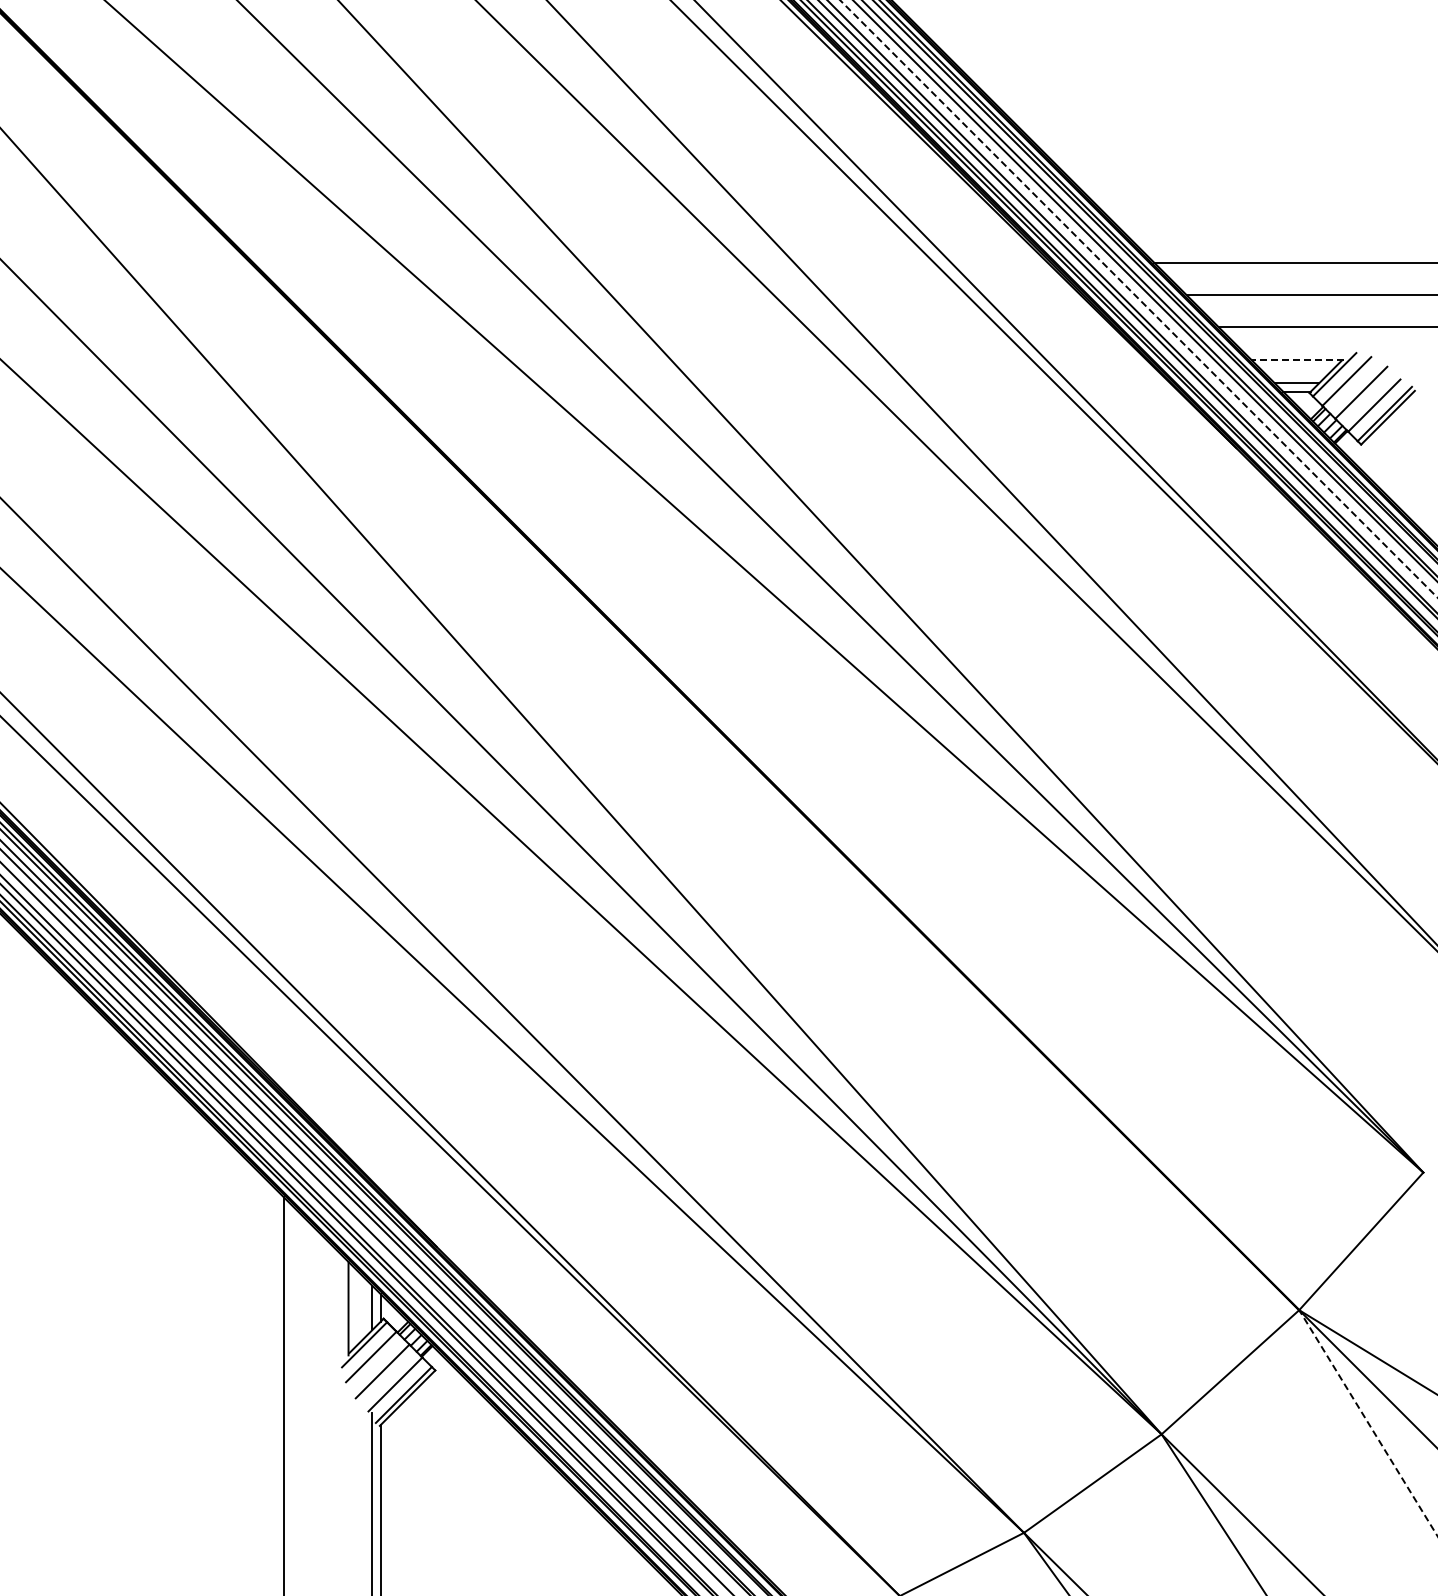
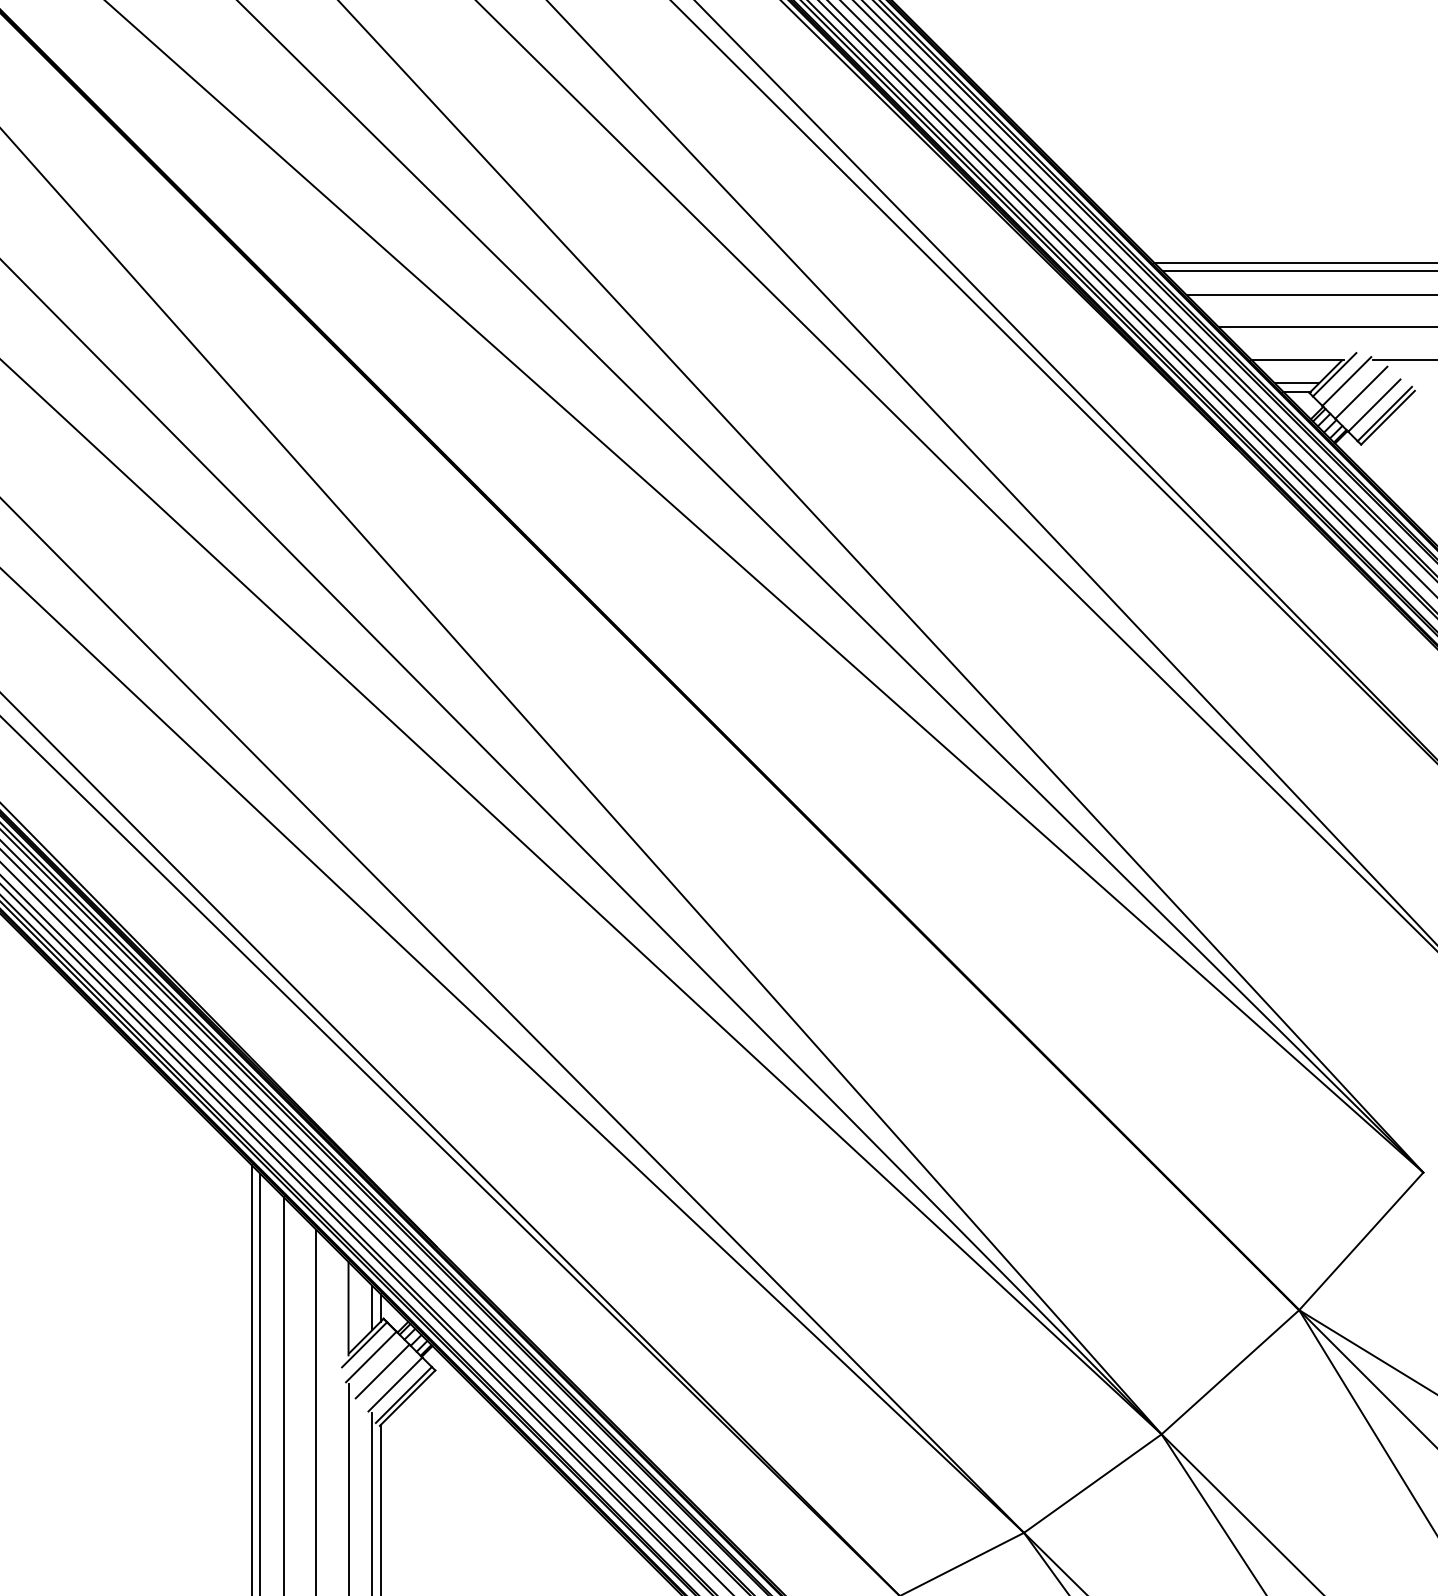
line: none -> present (1298, 271)
line: dashed -> solid (1139, 299)
line: dashed -> solid (1297, 359)
line: none -> present (1403, 359)
line: none -> present (251, 1378)
line: none -> present (260, 1382)
line: none -> present (316, 1410)
line: dashed -> solid (1368, 1423)
line: none -> present (348, 1488)
